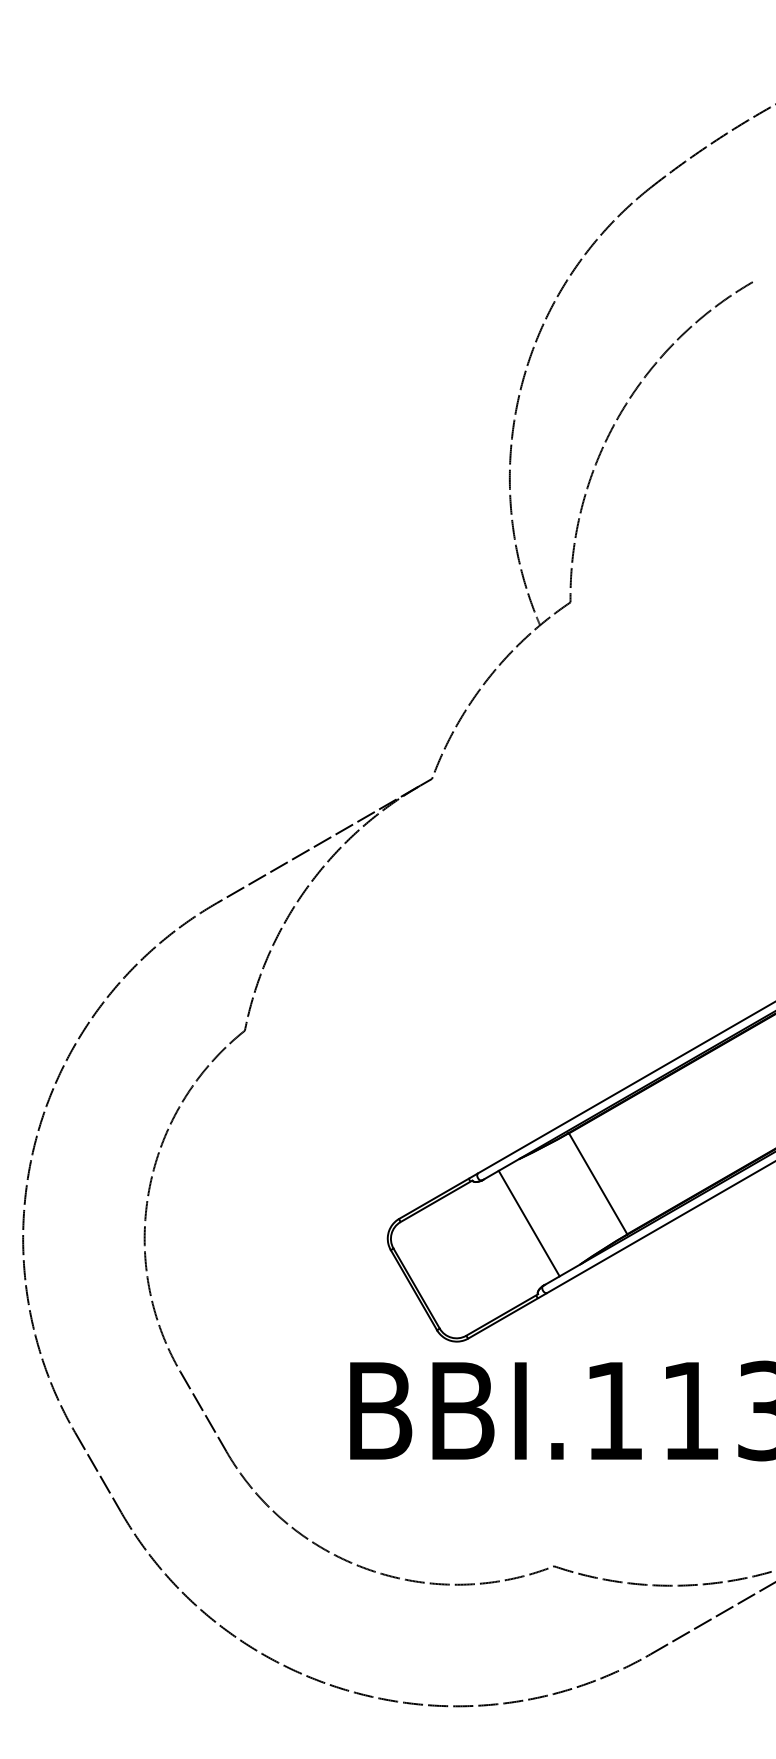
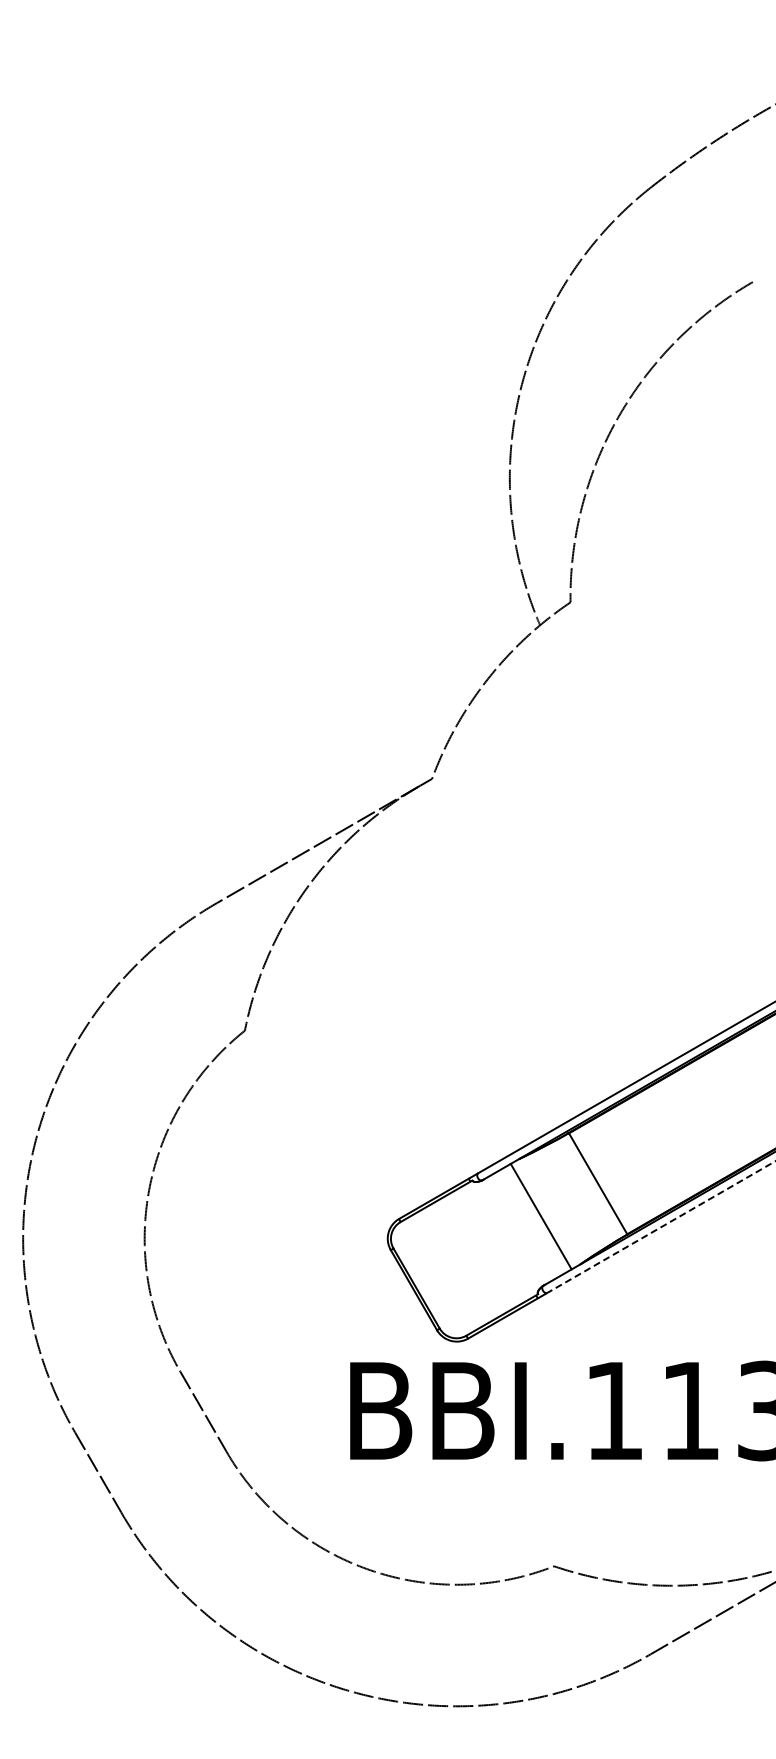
line position: (528, 1223) -> (540, 1216) (540, 1216)
line: solid -> dashed (661, 1227)
